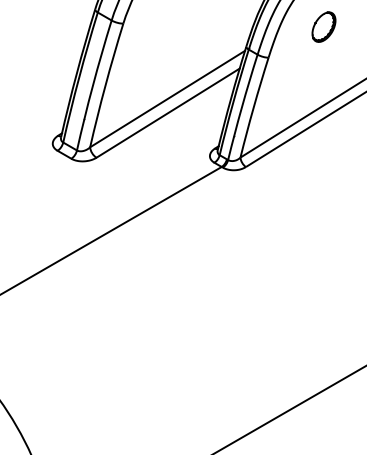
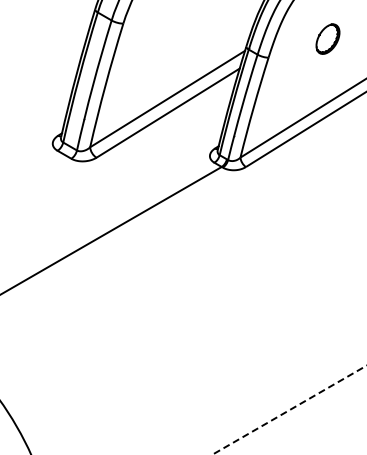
part position: (323, 26) -> (327, 38) (327, 38)
line: solid -> dashed (289, 410)
